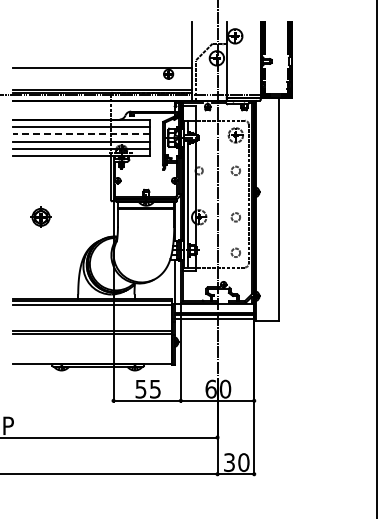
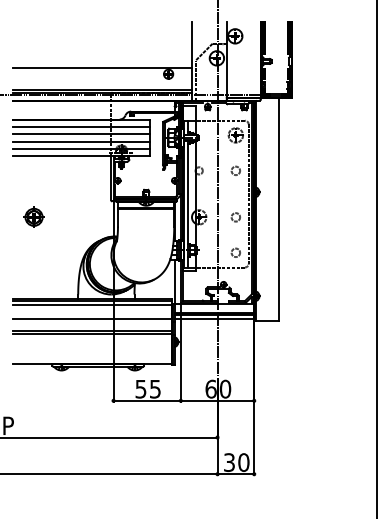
line: dashed -> solid (81, 134)
part position: (40, 216) -> (33, 216) (33, 216)
line: none -> present (92, 318)
